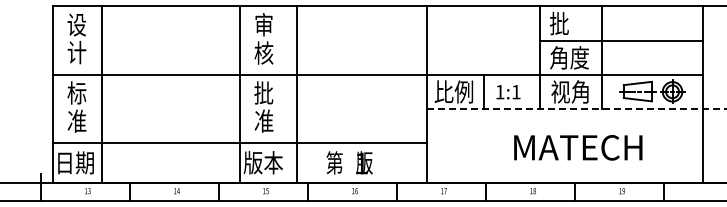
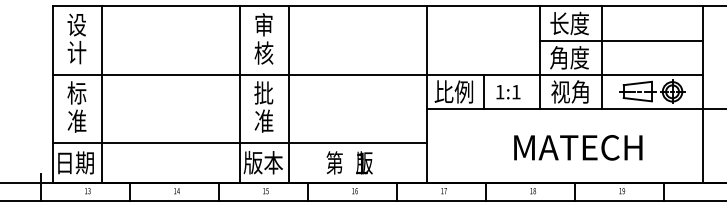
text: 批 -> 长度 (569, 23)
line position: (296, 94) -> (288, 94) (288, 94)
line: dashed -> solid (577, 109)
